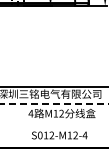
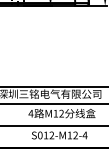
line: dashed -> solid (55, 103)
line: none -> present (53, 125)
